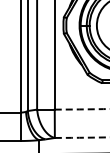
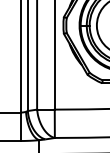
arc: dashed -> solid (83, 109)
arc: dashed -> solid (82, 137)
